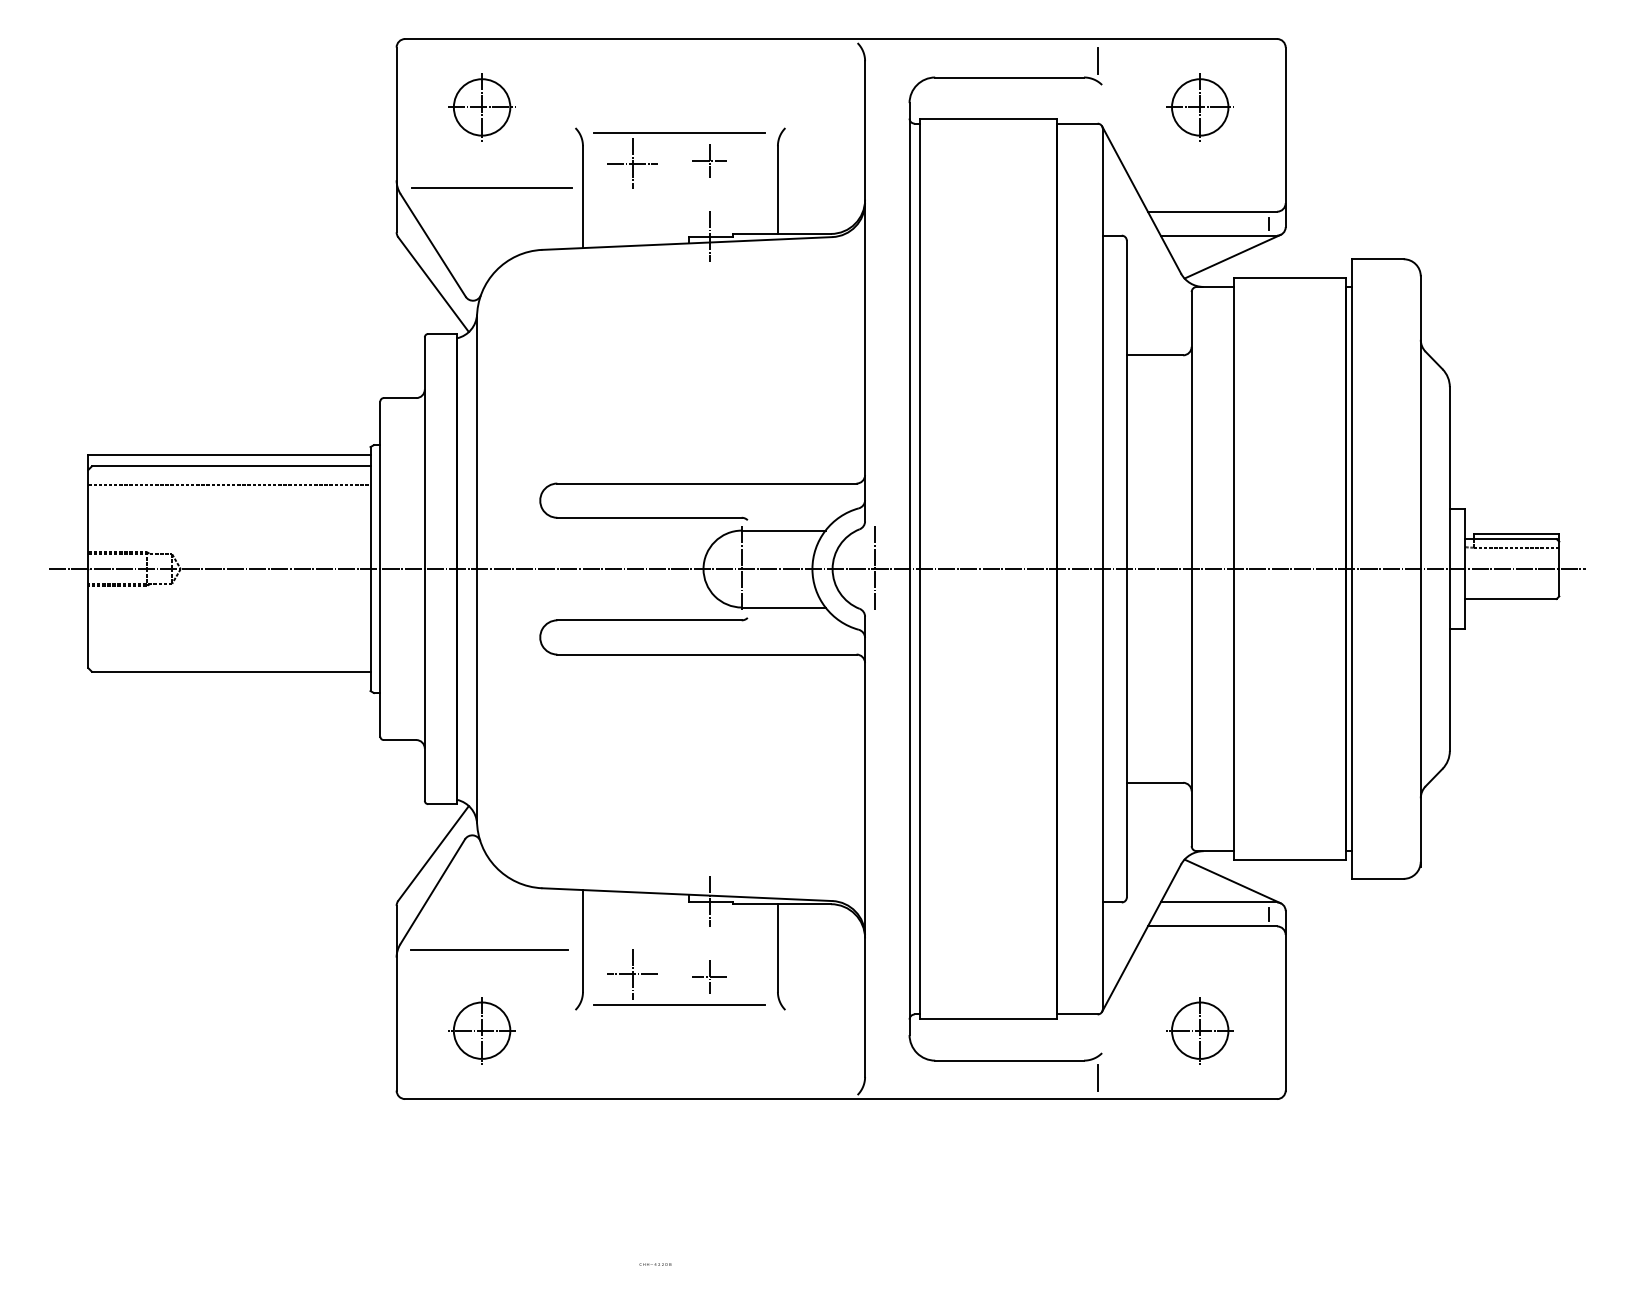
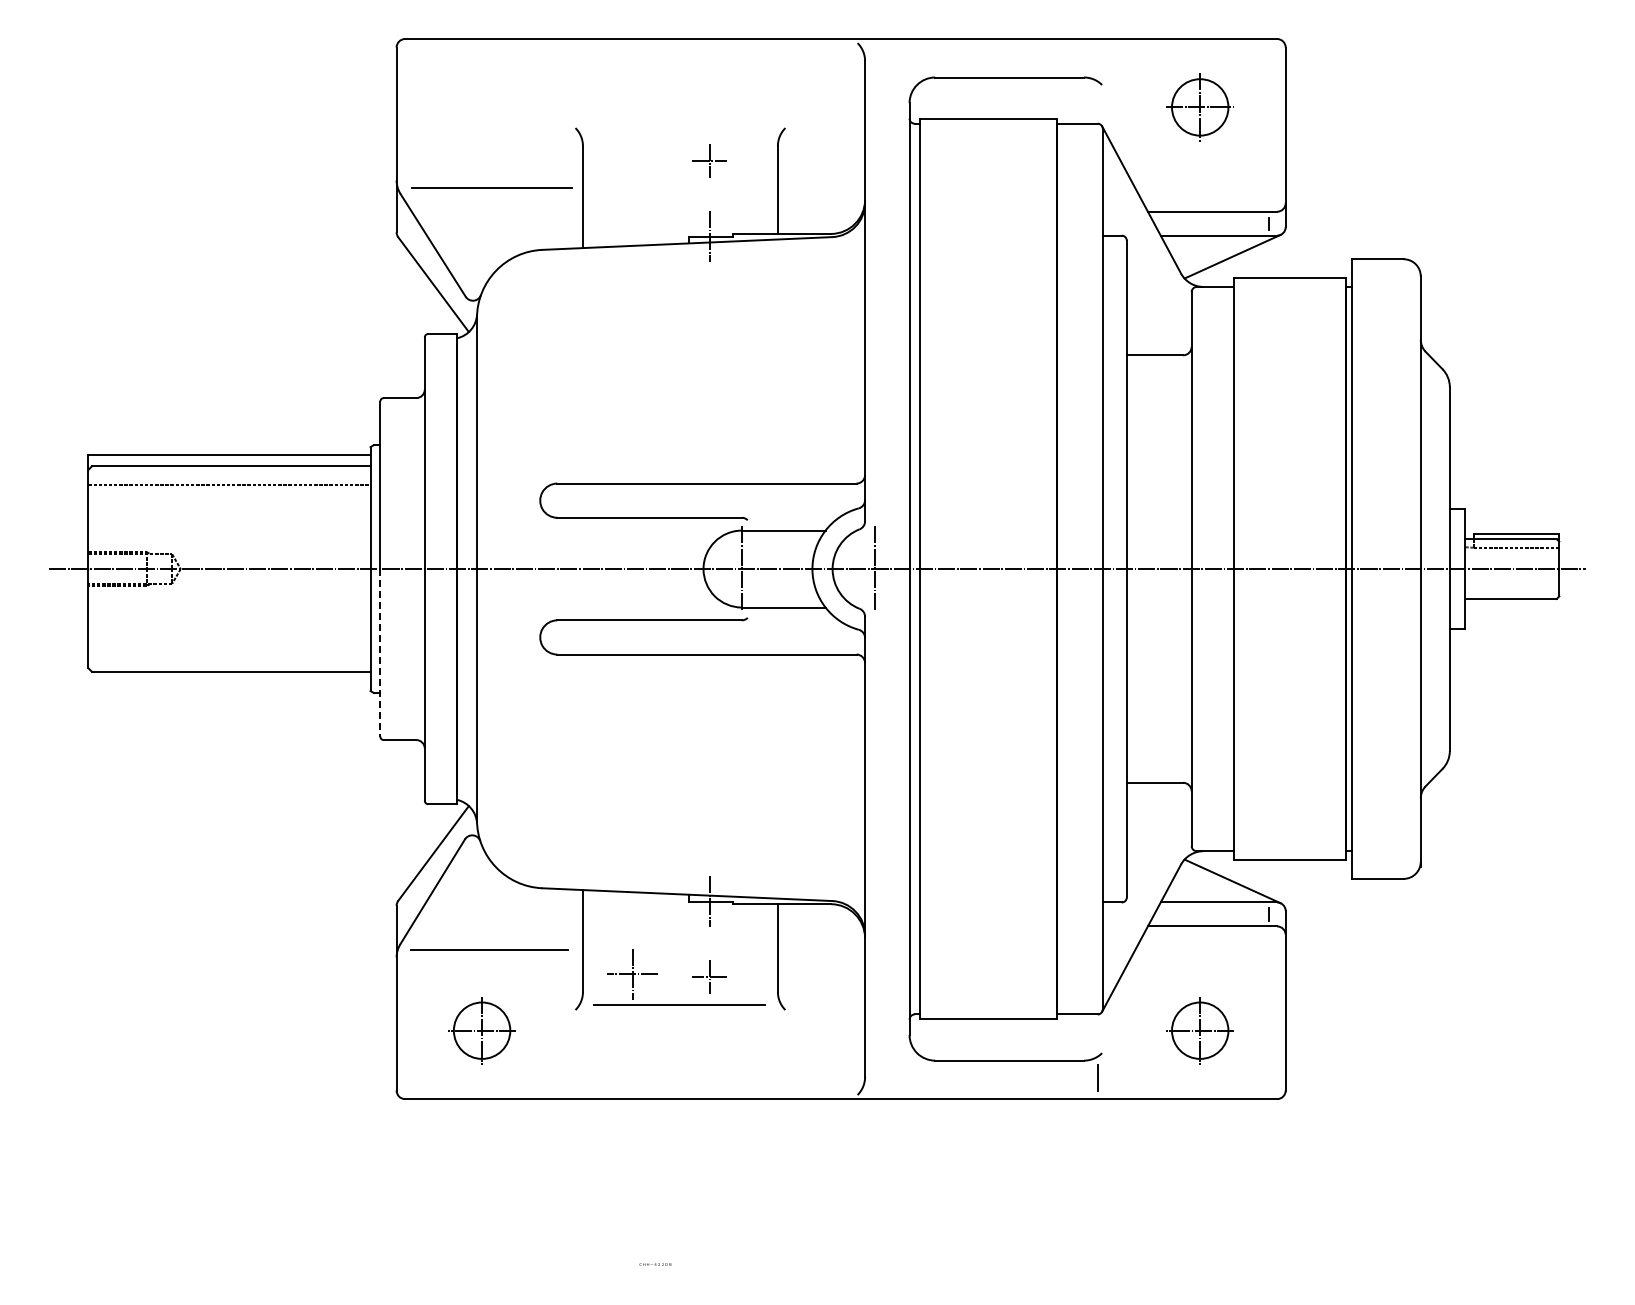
line: present -> none (1097, 60)
part: present -> none (481, 107)
part: present -> none (657, 163)
line: solid -> dashed (380, 652)
